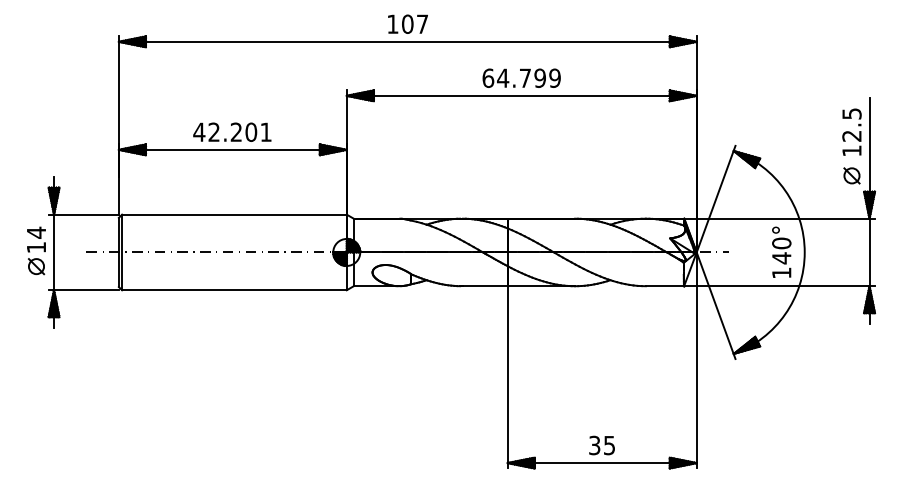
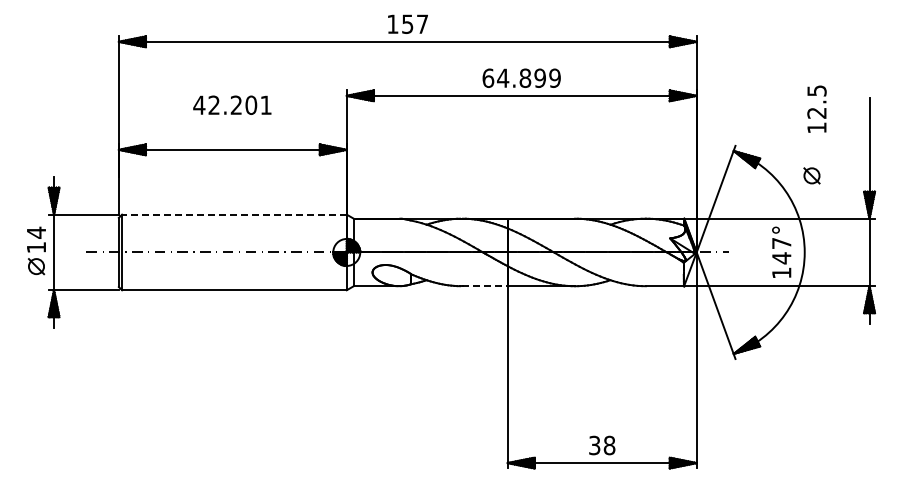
text: 107 -> 157 (407, 23)
text: 64.799 -> 64.899 (525, 77)
text position: (232, 131) -> (232, 104) (232, 104)
text position: (851, 131) -> (816, 108) (816, 108)
part position: (851, 175) -> (811, 175) (811, 175)
line: solid -> dashed (233, 214)
text: 140° -> 147° (781, 243)
line: solid -> dashed (484, 286)
text: 35 -> 38 (609, 445)
